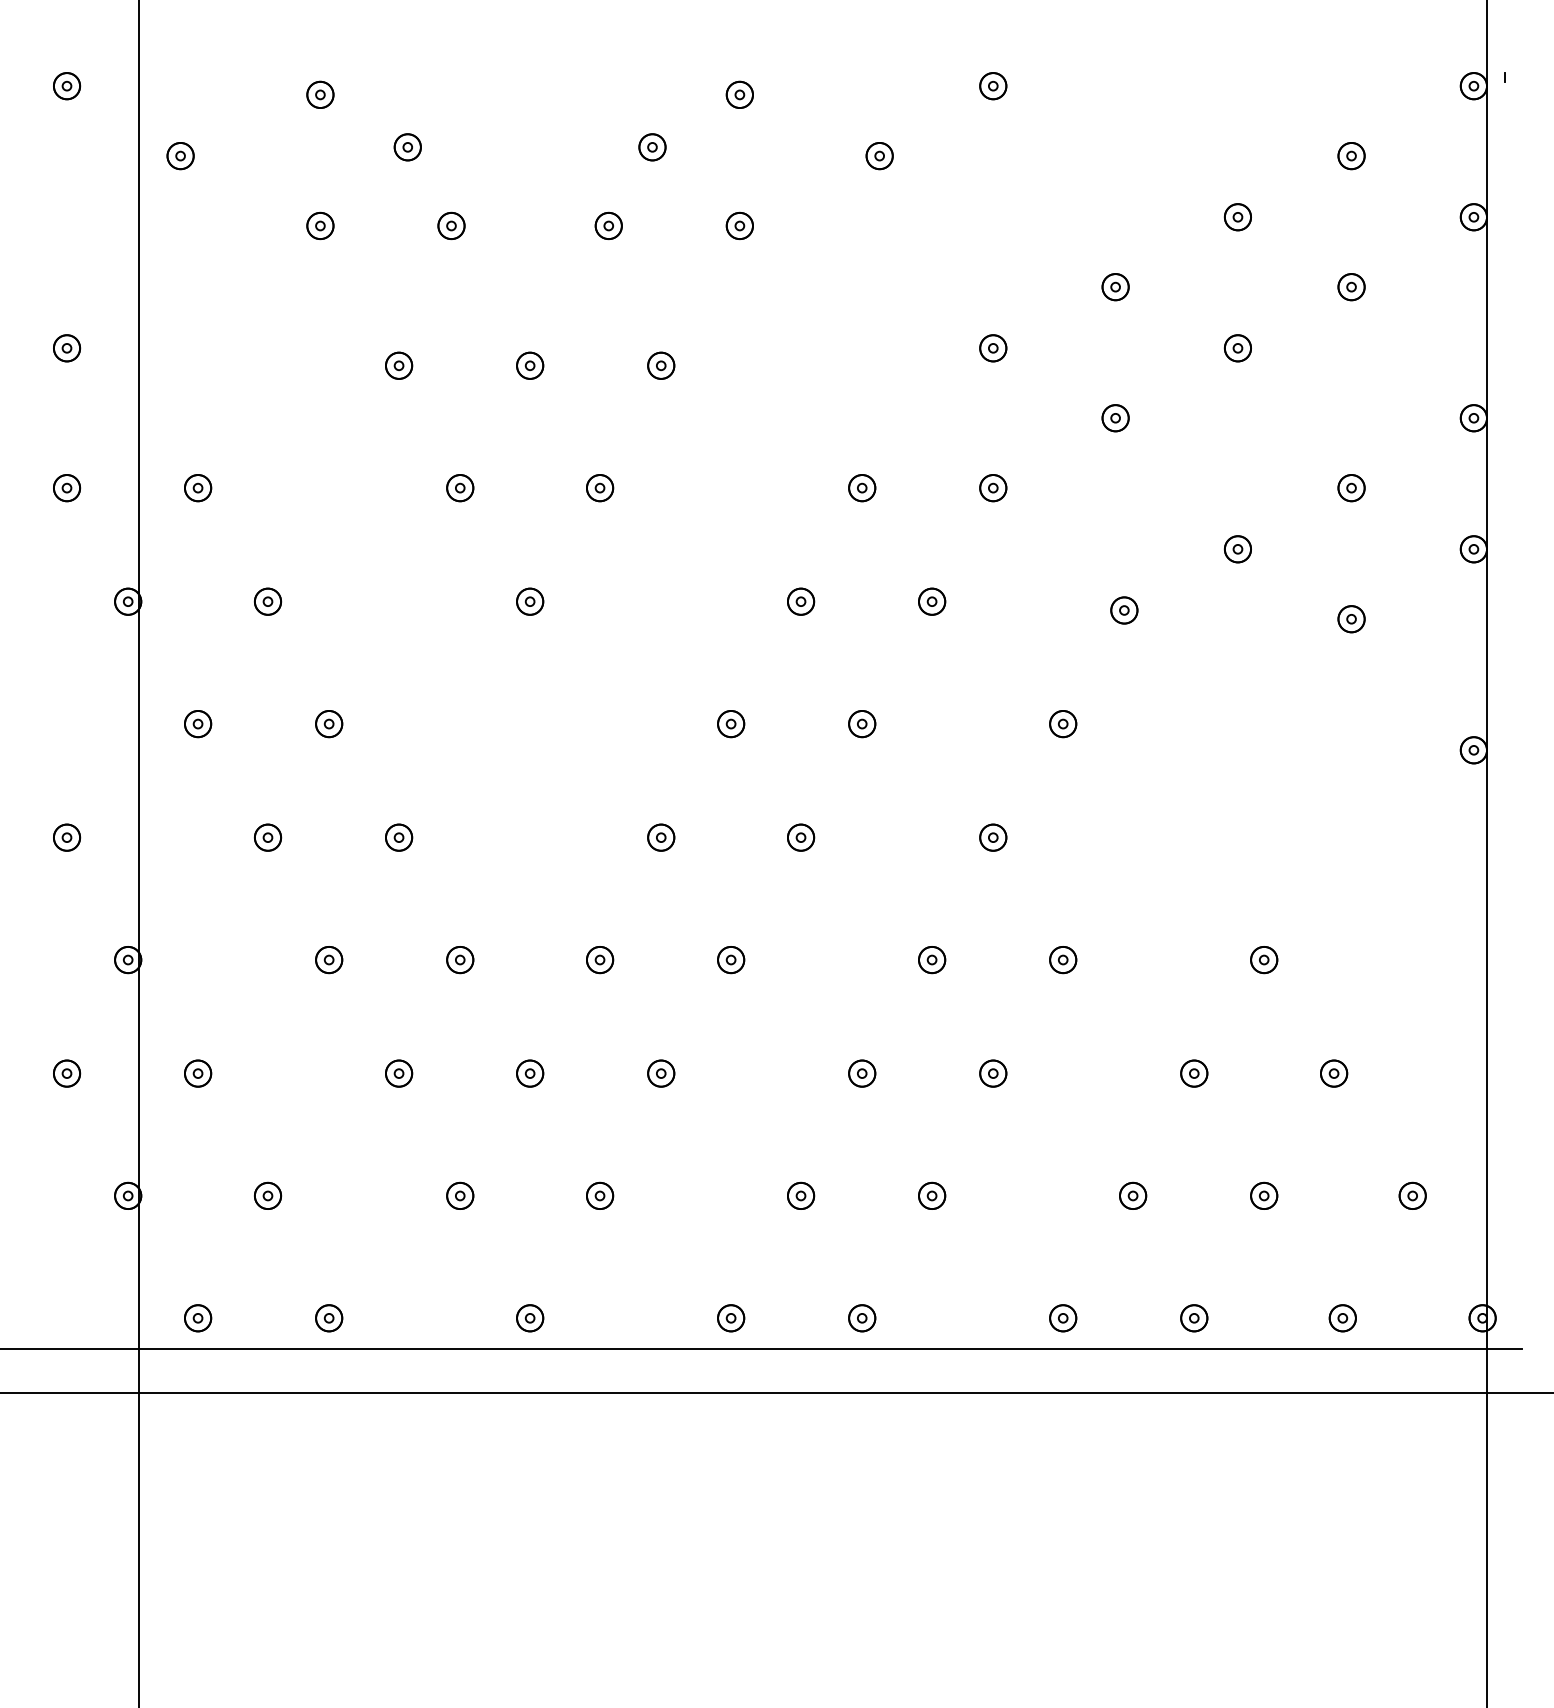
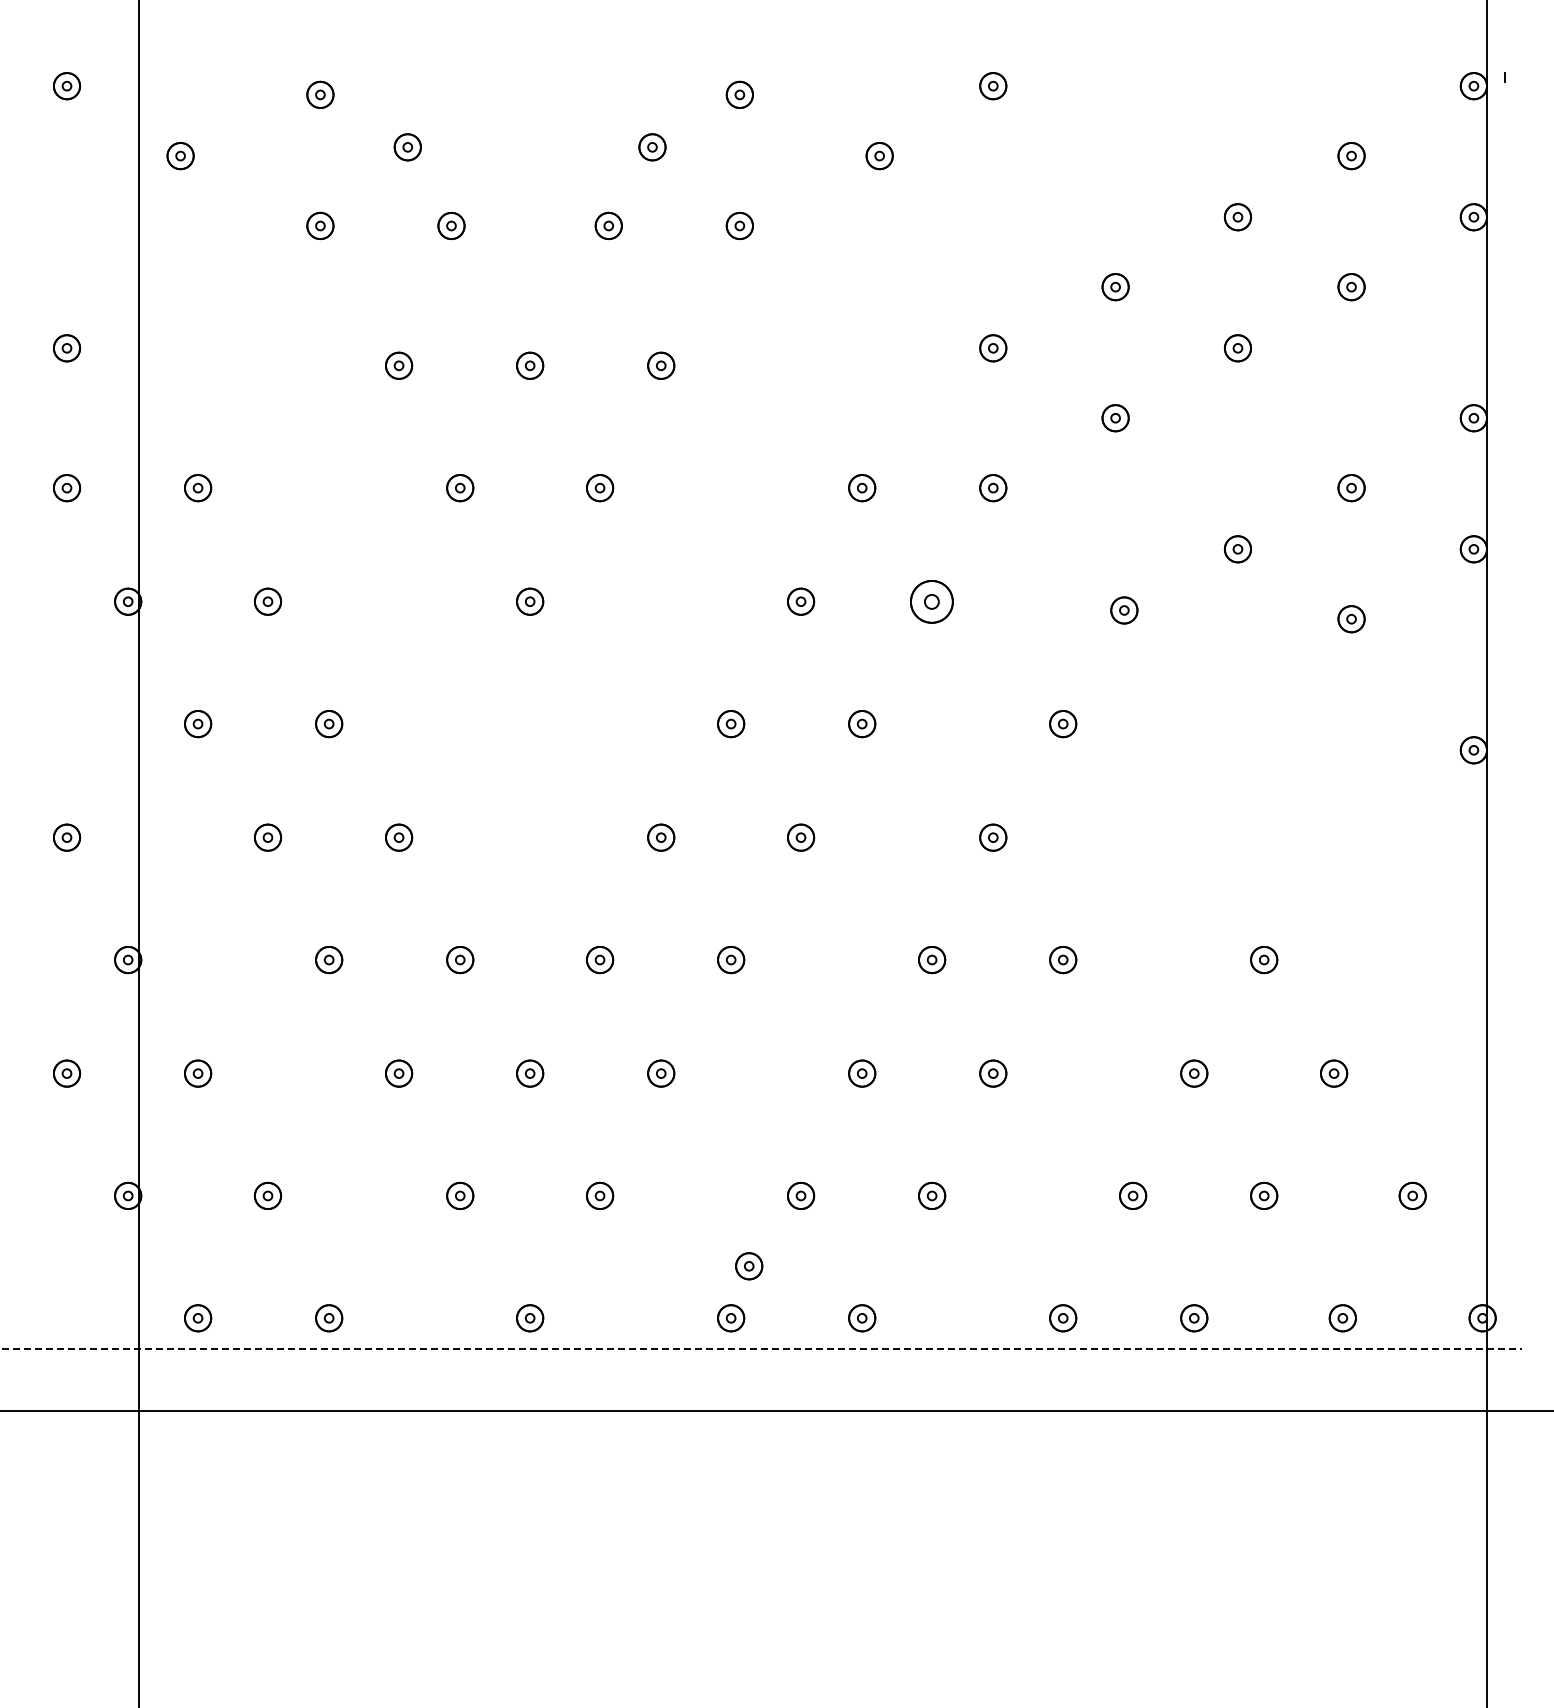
part size: 29x29 px -> 44x44 px (931, 601)
part: none -> present (749, 1266)
line: solid -> dashed (761, 1348)
line position: (776, 1392) -> (776, 1410) (776, 1410)
